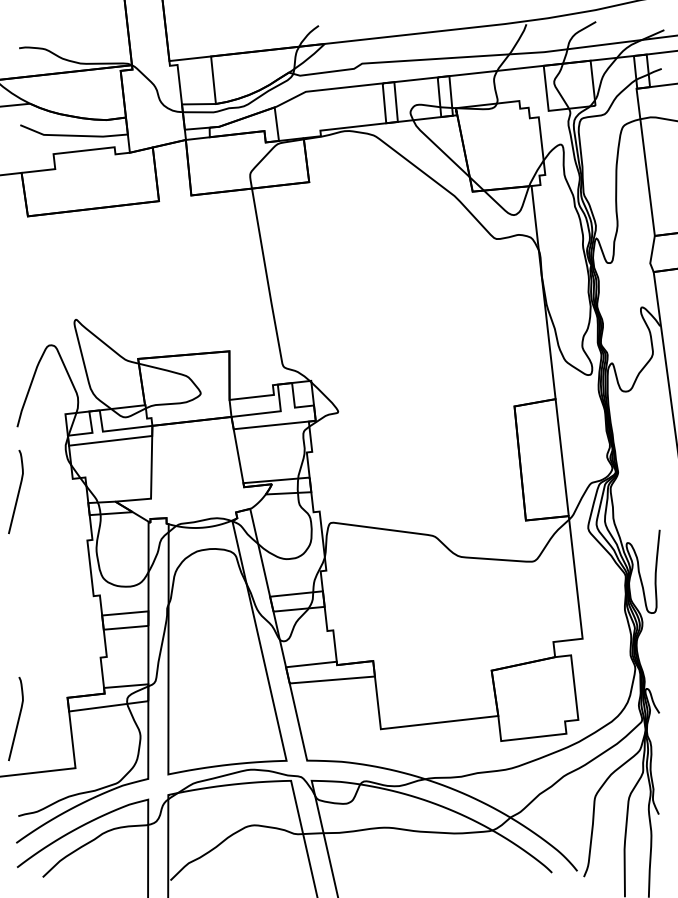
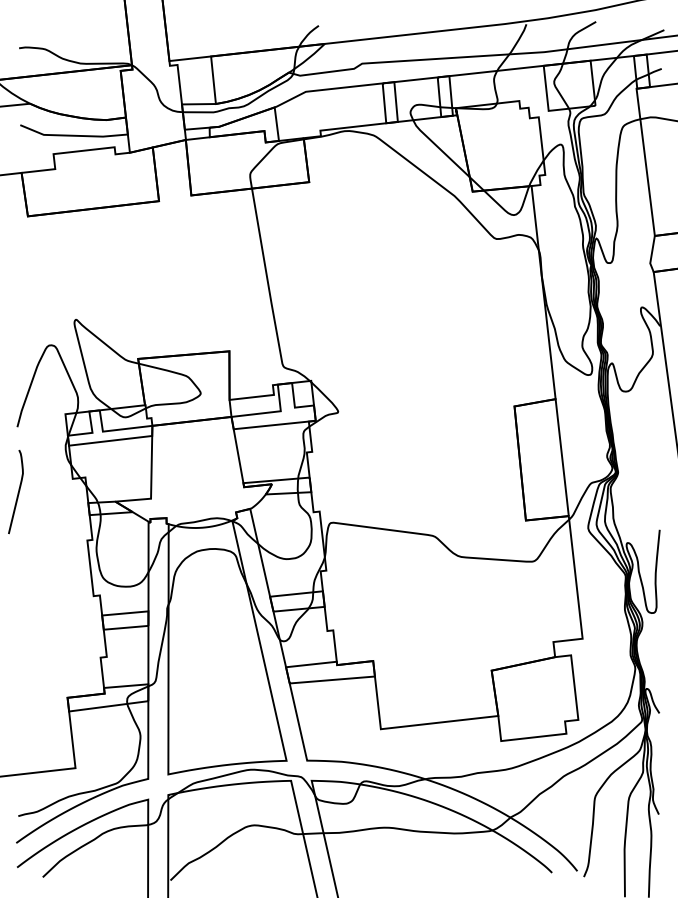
curve: present -> none (17, 719)
